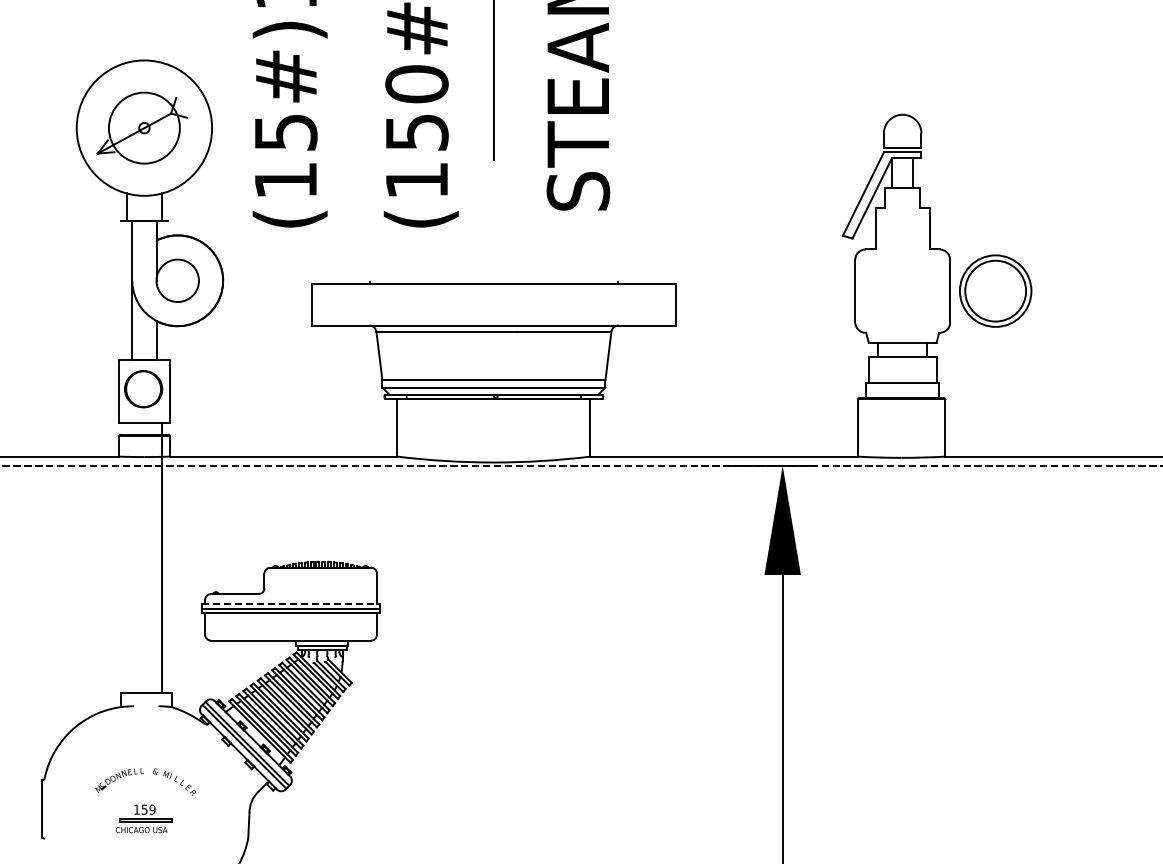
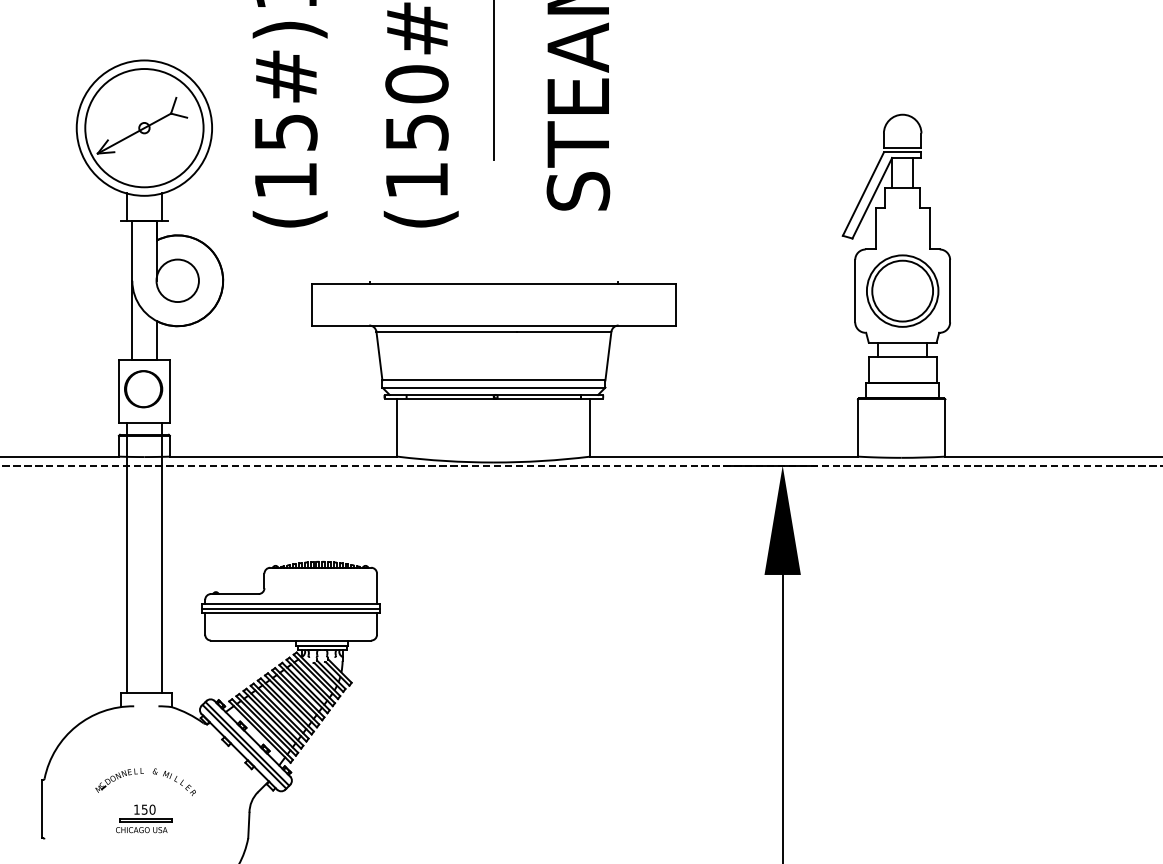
circle diameter: 71 px -> 118 px (144, 128)
part position: (995, 290) -> (902, 290) (902, 290)
line: none -> present (127, 557)
line: dashed -> solid (291, 604)
text: 159 -> 150 (152, 809)
